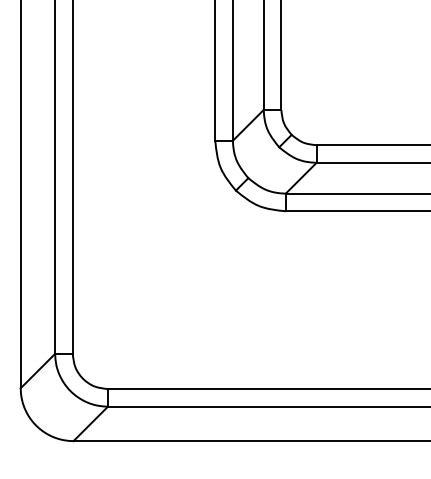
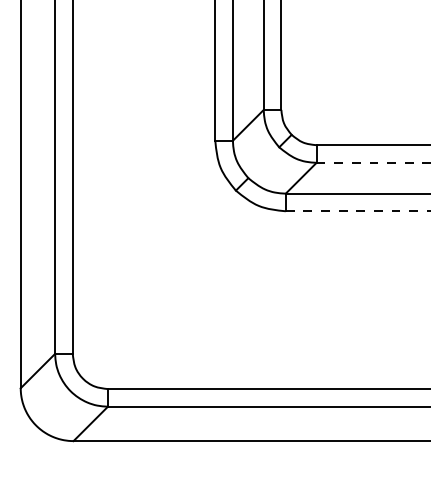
line: solid -> dashed (373, 162)
line: solid -> dashed (358, 211)
